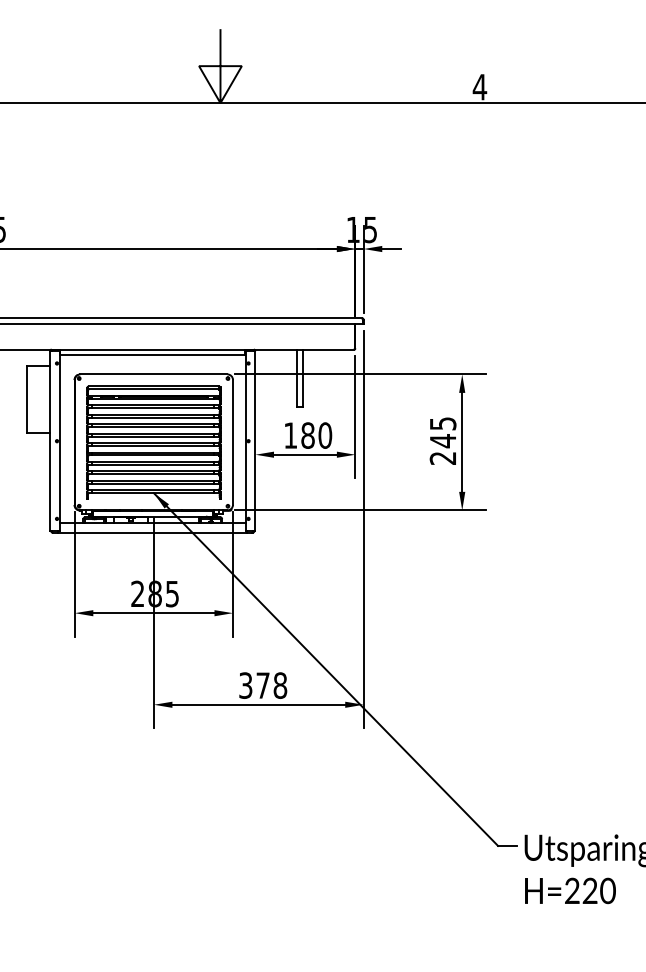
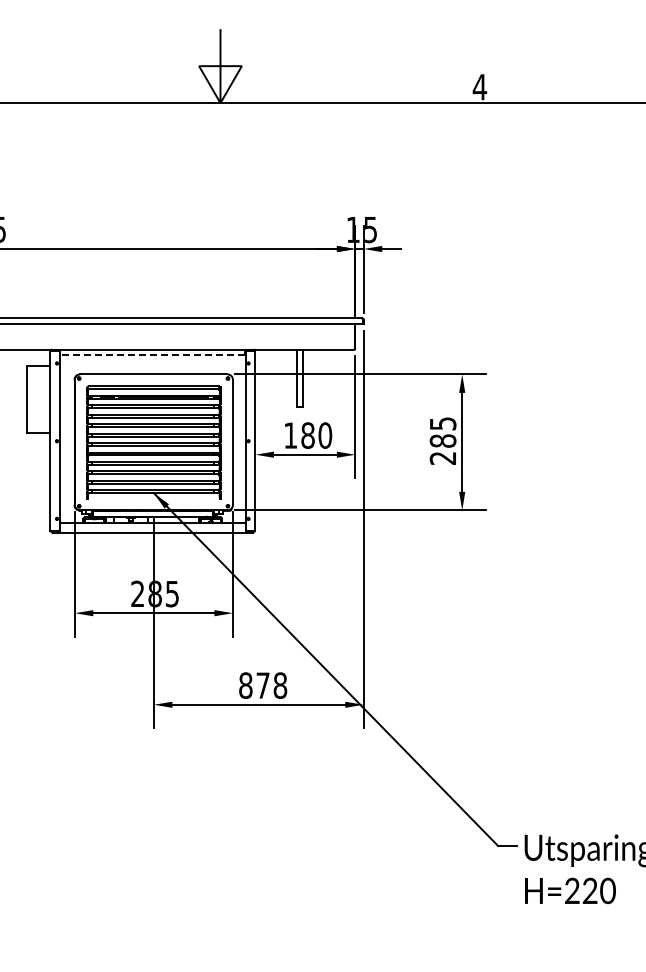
line: solid -> dashed (152, 355)
text: 245 -> 285 (442, 441)
text: 378 -> 878 (245, 685)
